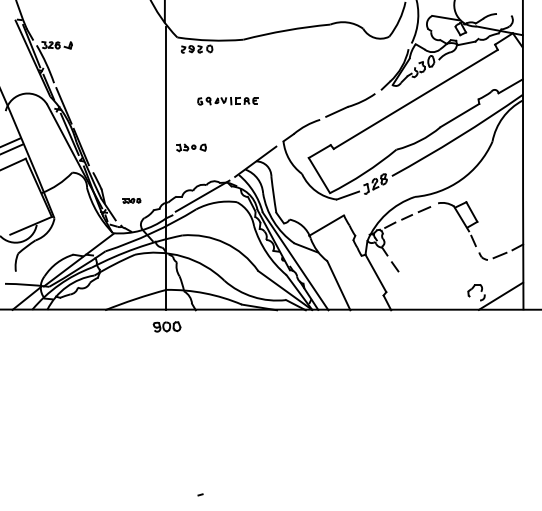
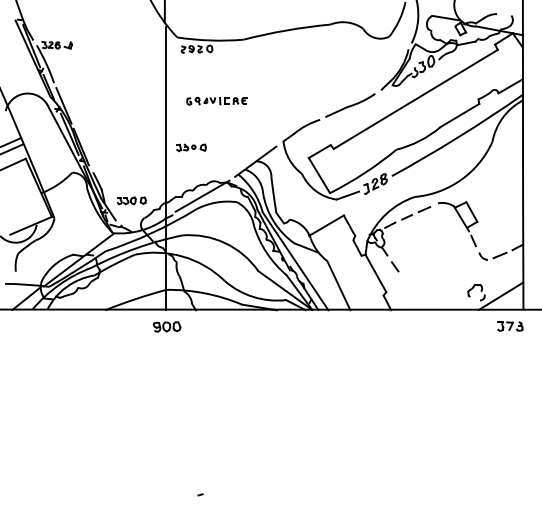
part position: (227, 100) -> (216, 100) (216, 100)
part size: 20x6 px -> 30x10 px (131, 200)
part: none -> present (510, 326)
